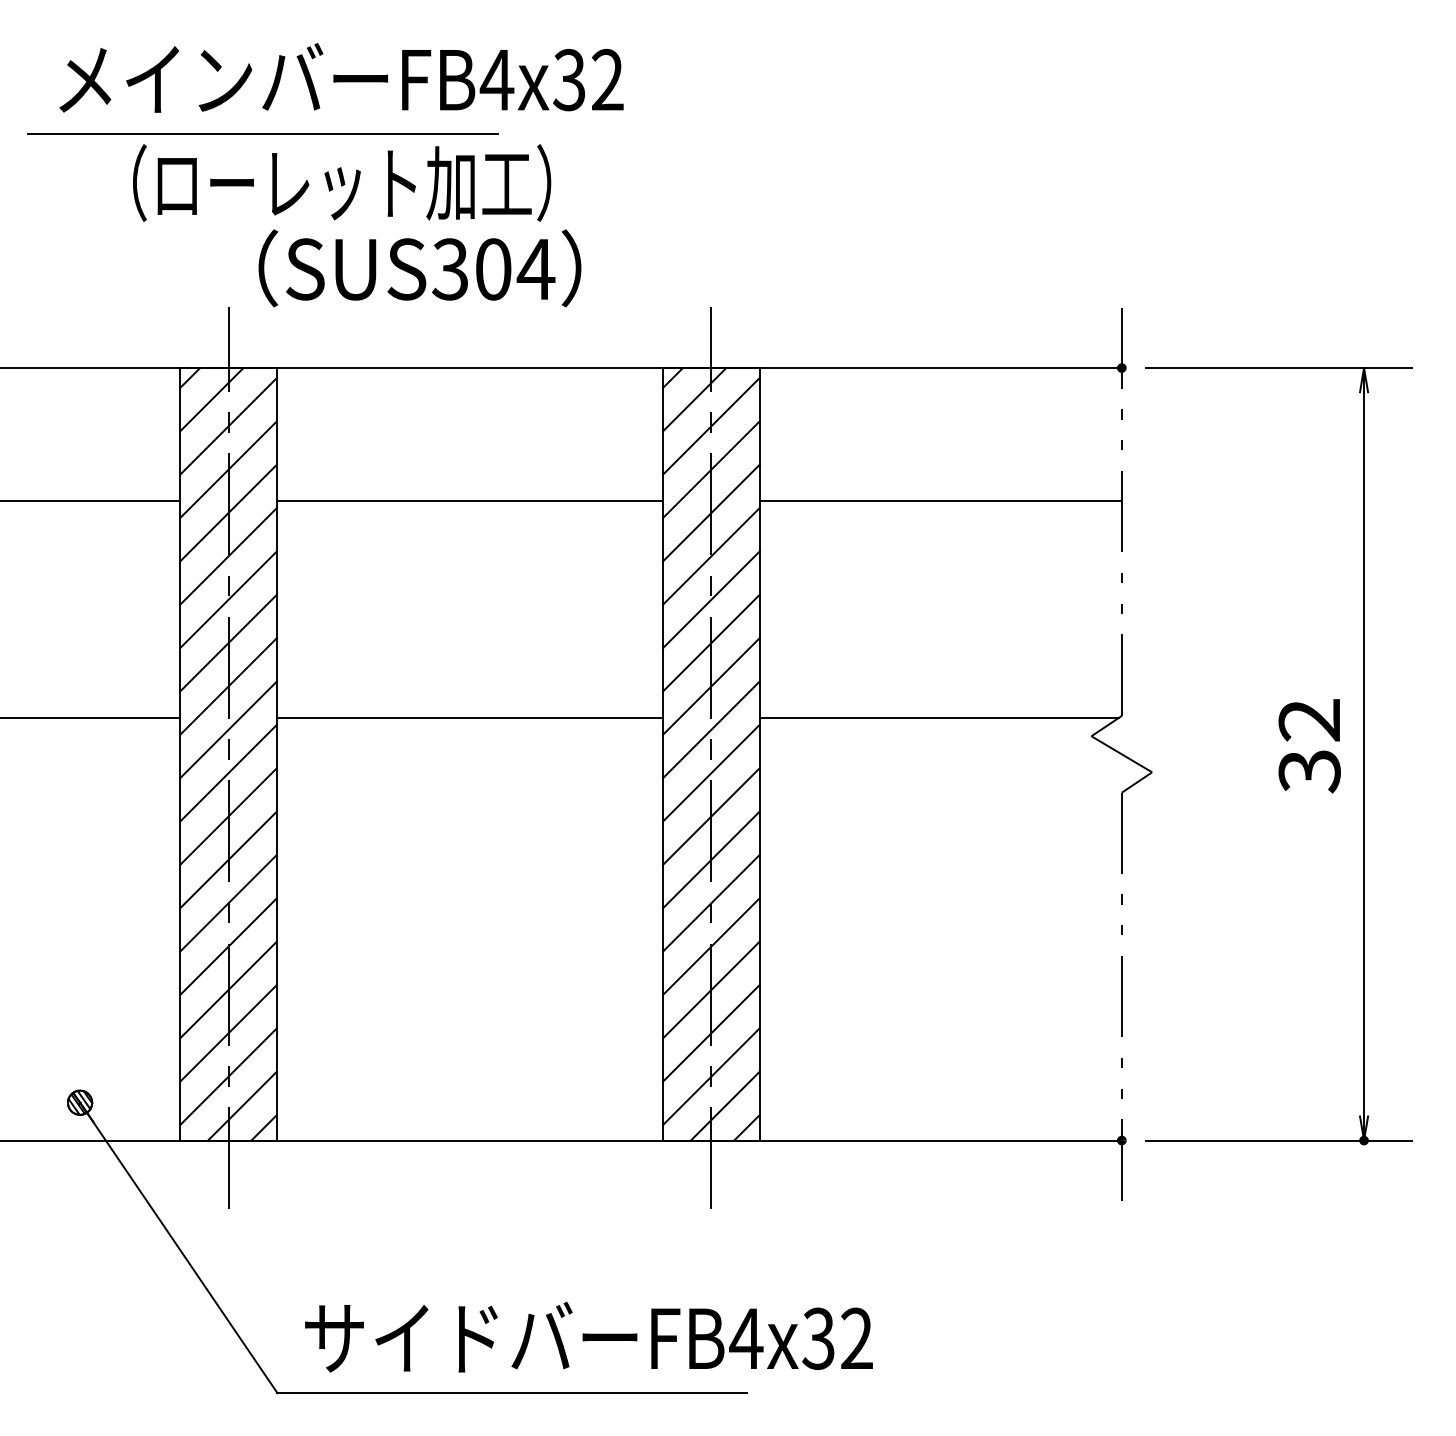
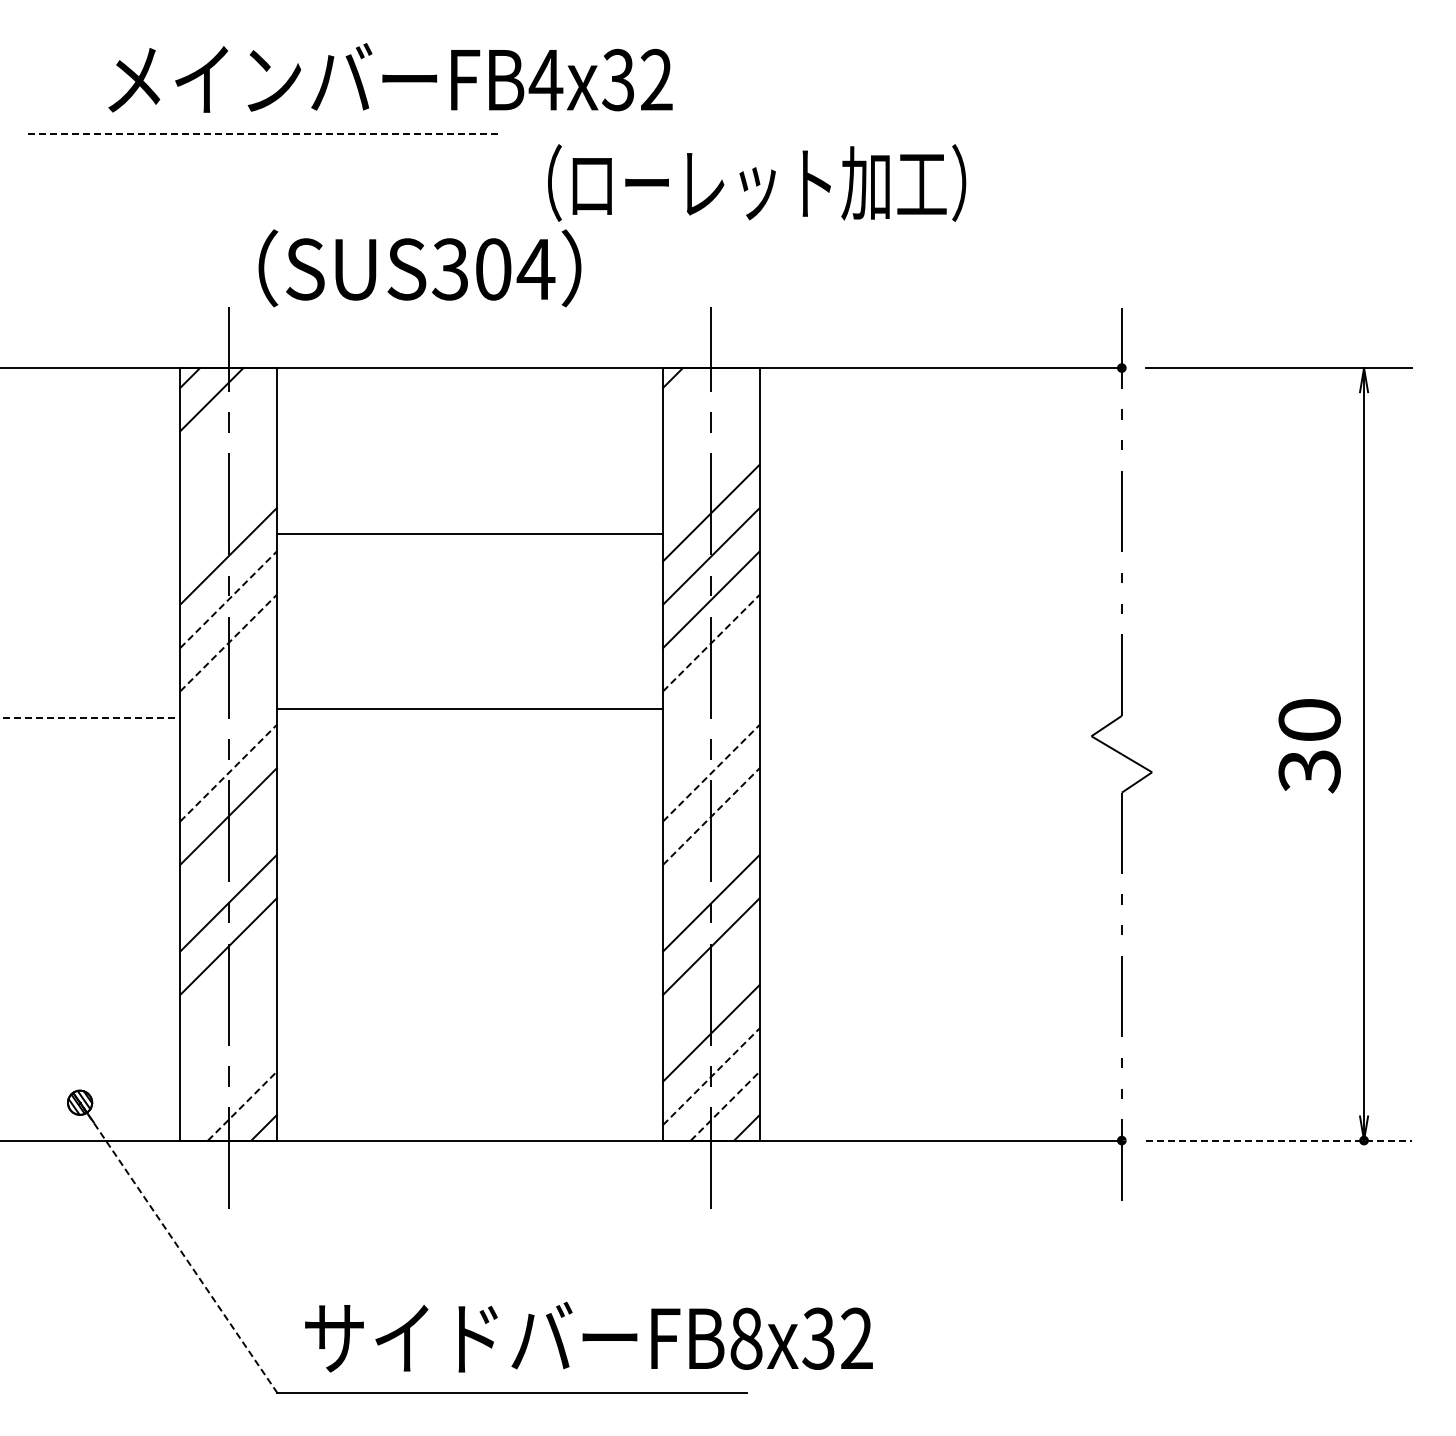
text position: (341, 77) -> (390, 77) (390, 77)
line: solid -> dashed (262, 134)
text position: (342, 182) -> (757, 182) (757, 182)
line: present -> none (694, 399)
line: present -> none (228, 426)
line: present -> none (711, 426)
line: present -> none (228, 469)
line: present -> none (711, 469)
line: present -> none (91, 500)
line position: (469, 500) -> (469, 533) (469, 533)
line: present -> none (940, 500)
line: present -> none (228, 512)
line: solid -> dashed (228, 599)
line: solid -> dashed (228, 642)
line: solid -> dashed (711, 642)
line: present -> none (228, 686)
line: present -> none (711, 686)
line: solid -> dashed (90, 718)
line position: (469, 718) -> (469, 709) (469, 709)
line: present -> none (938, 718)
text: 32 -> 30 (1309, 720)
line: present -> none (228, 729)
line: present -> none (711, 729)
line: solid -> dashed (228, 772)
line: solid -> dashed (711, 772)
line: solid -> dashed (711, 816)
line: present -> none (228, 859)
line: present -> none (711, 859)
line: present -> none (228, 989)
line: present -> none (711, 989)
line: present -> none (228, 1033)
line: present -> none (228, 1076)
line: solid -> dashed (711, 1076)
line: solid -> dashed (242, 1106)
line: solid -> dashed (725, 1106)
line: solid -> dashed (1279, 1140)
line: solid -> dashed (179, 1249)
text: FB4x32 -> FB8x32 (746, 1338)
